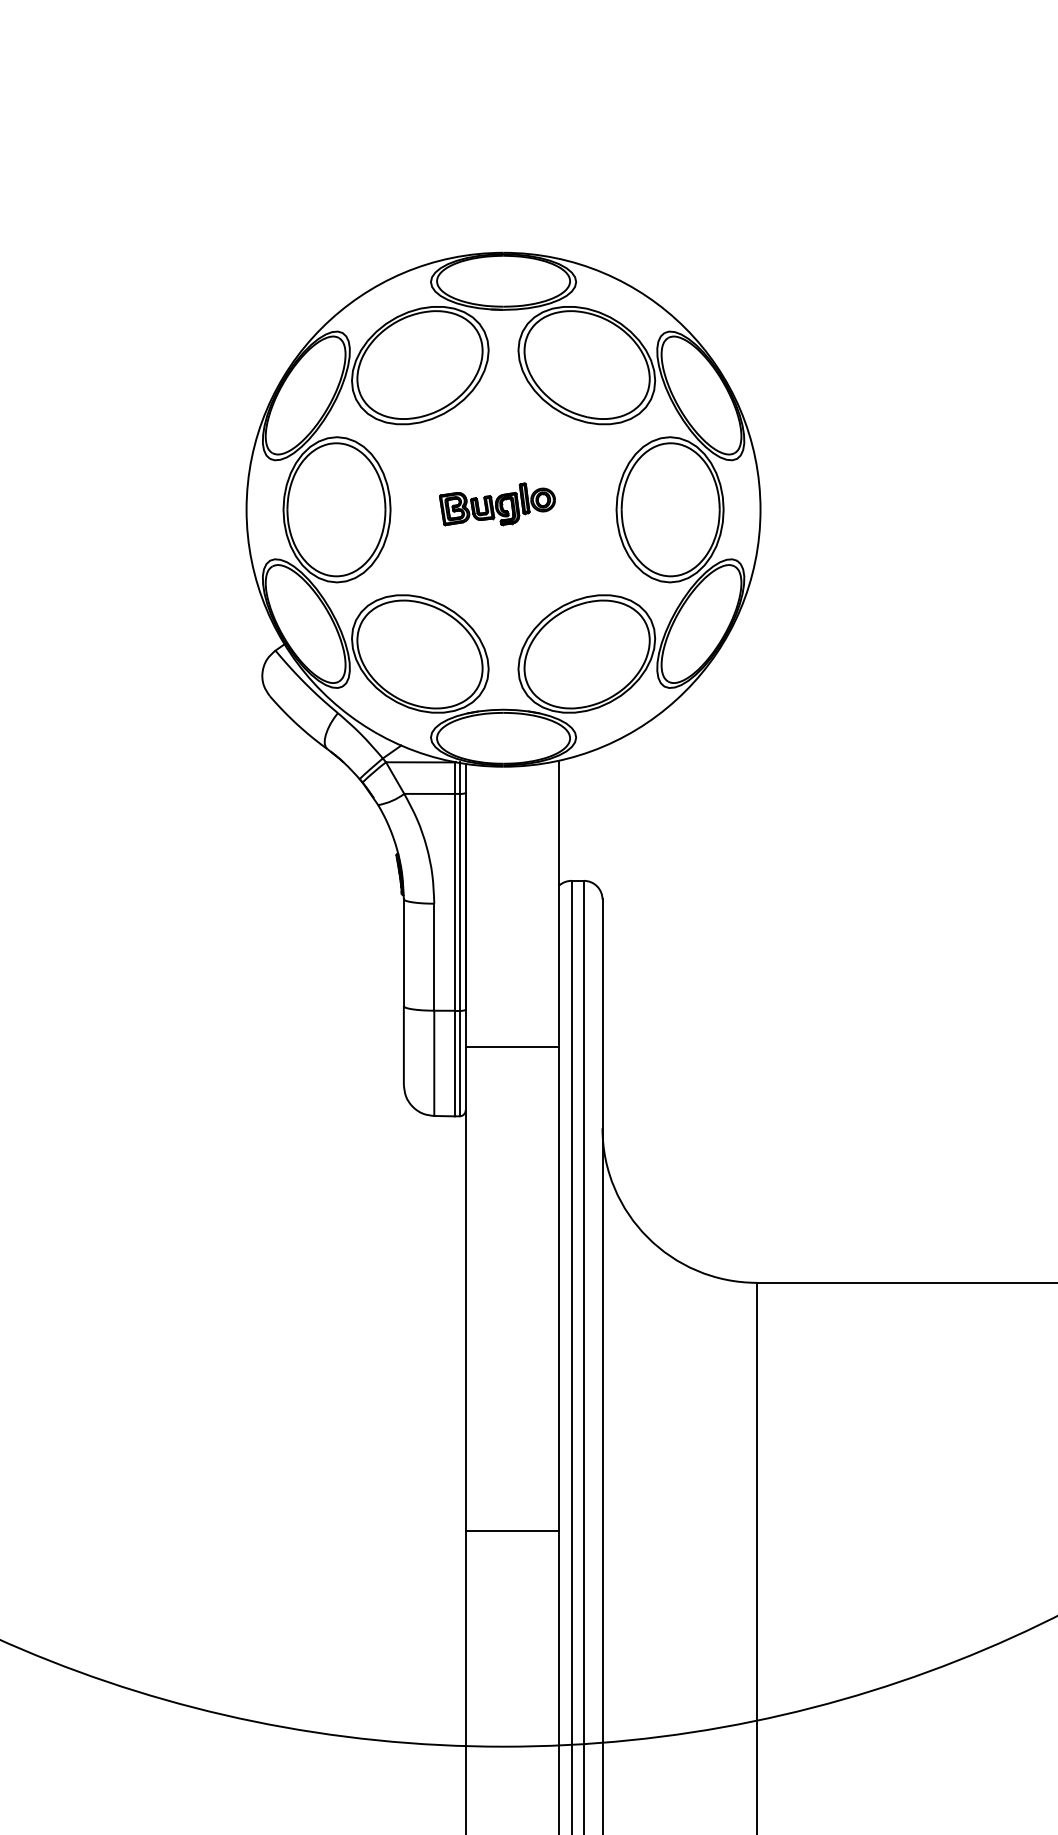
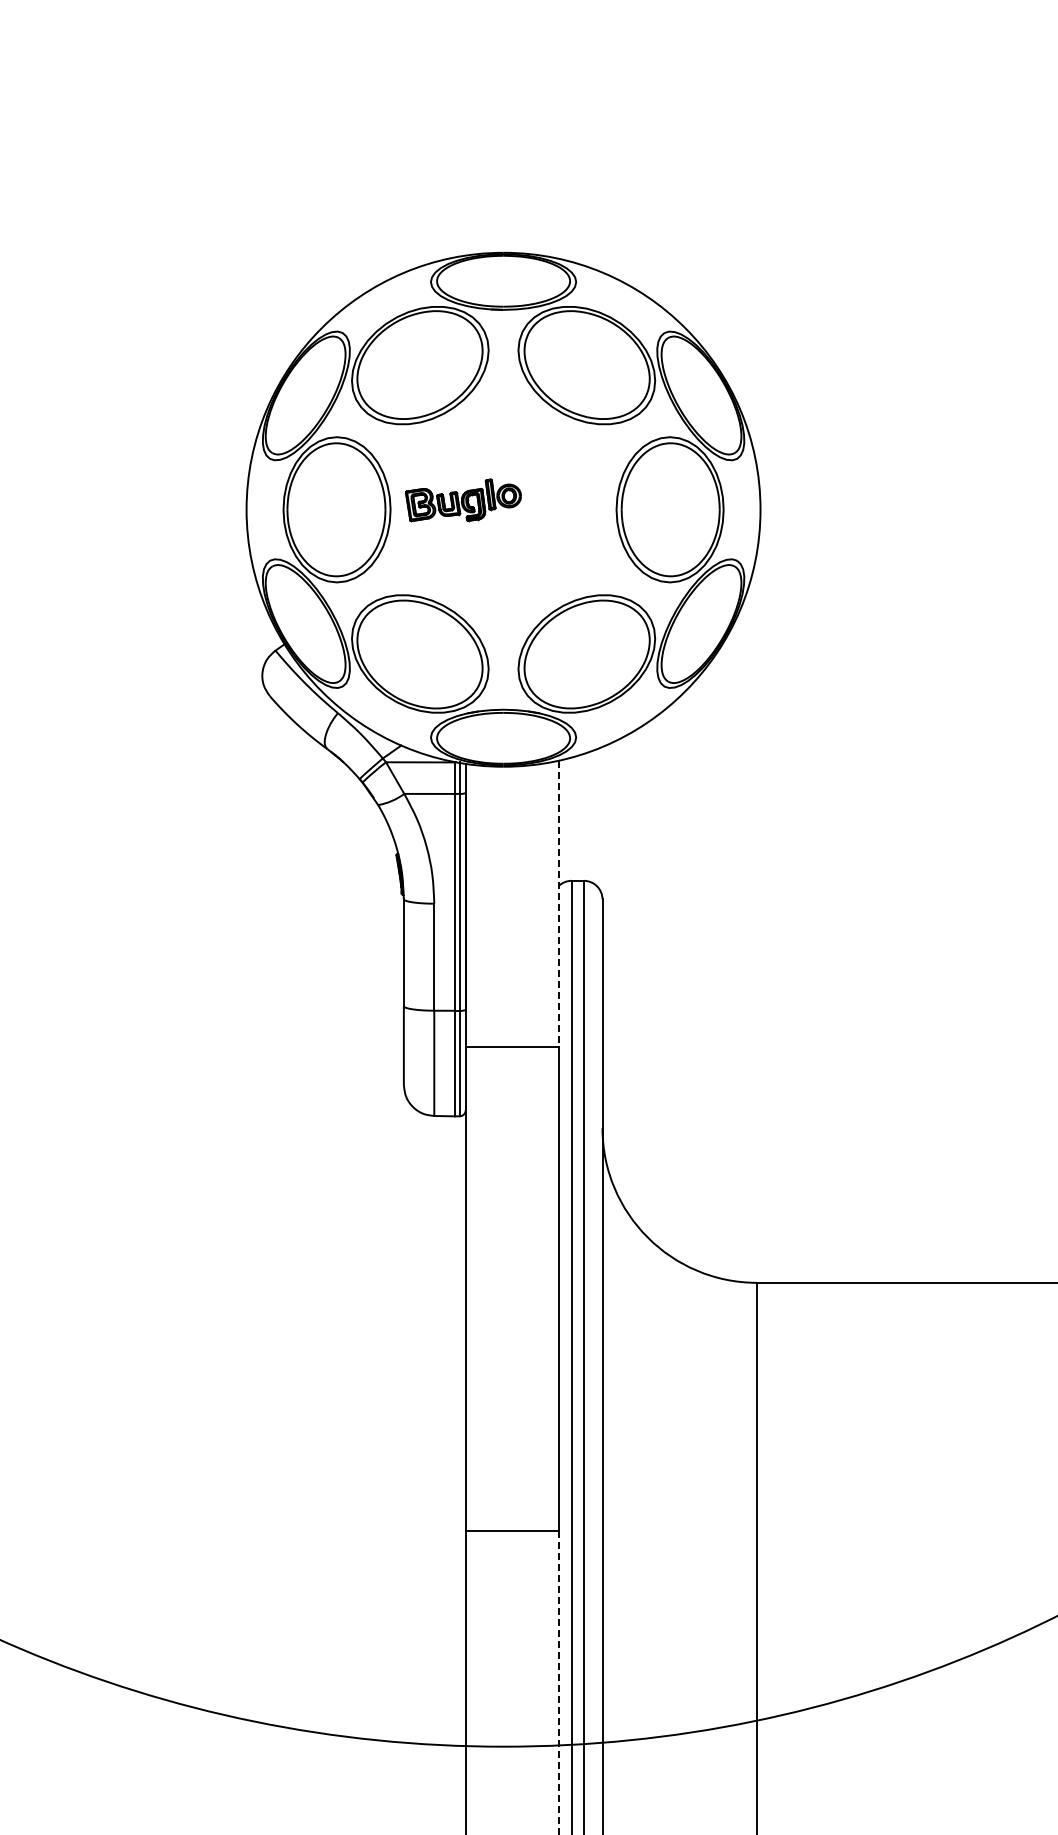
part position: (497, 504) -> (463, 500) (463, 500)
line: solid -> dashed (559, 904)
line: solid -> dashed (559, 1683)
